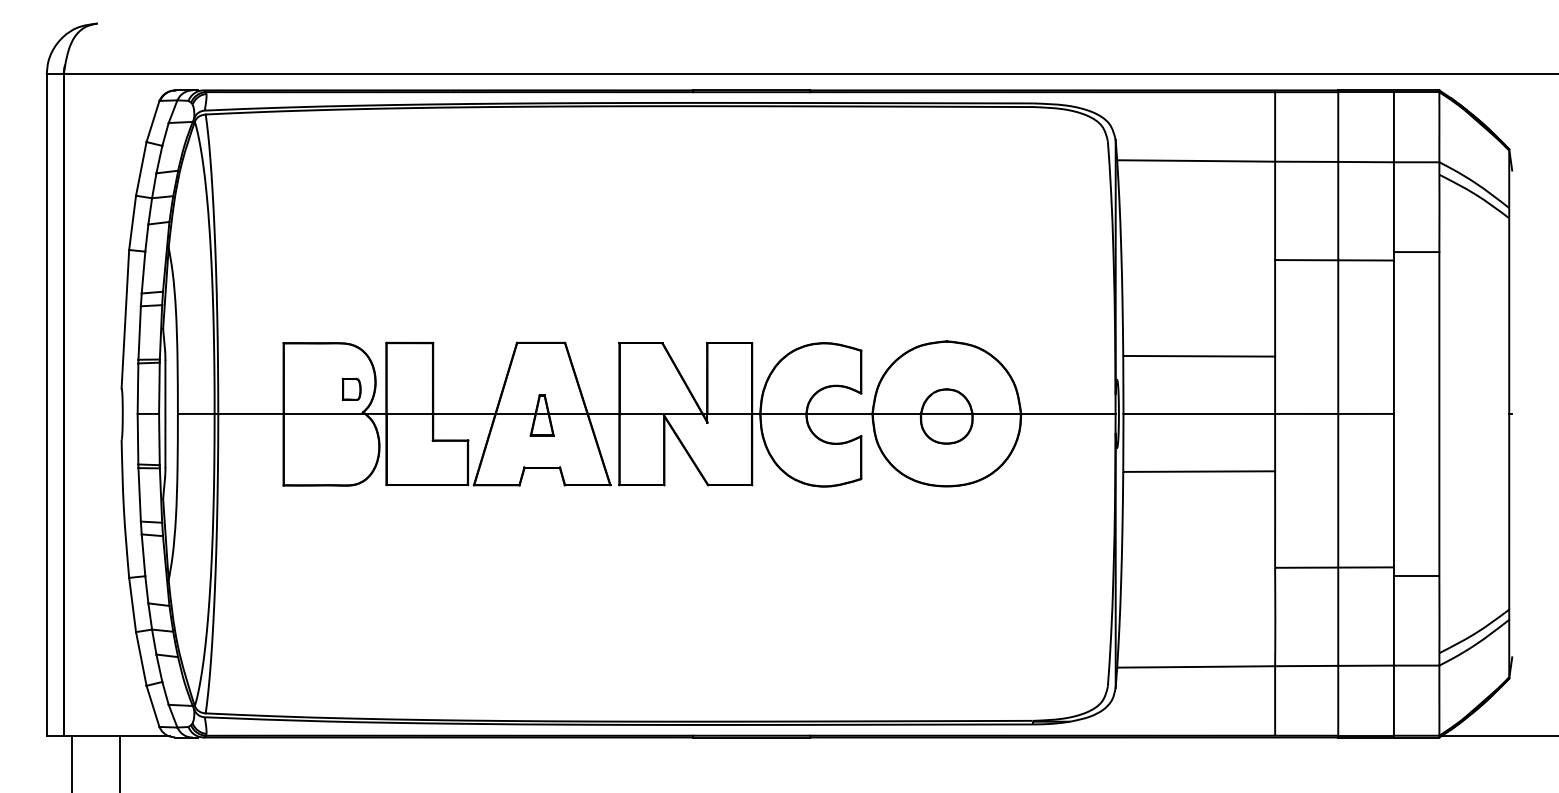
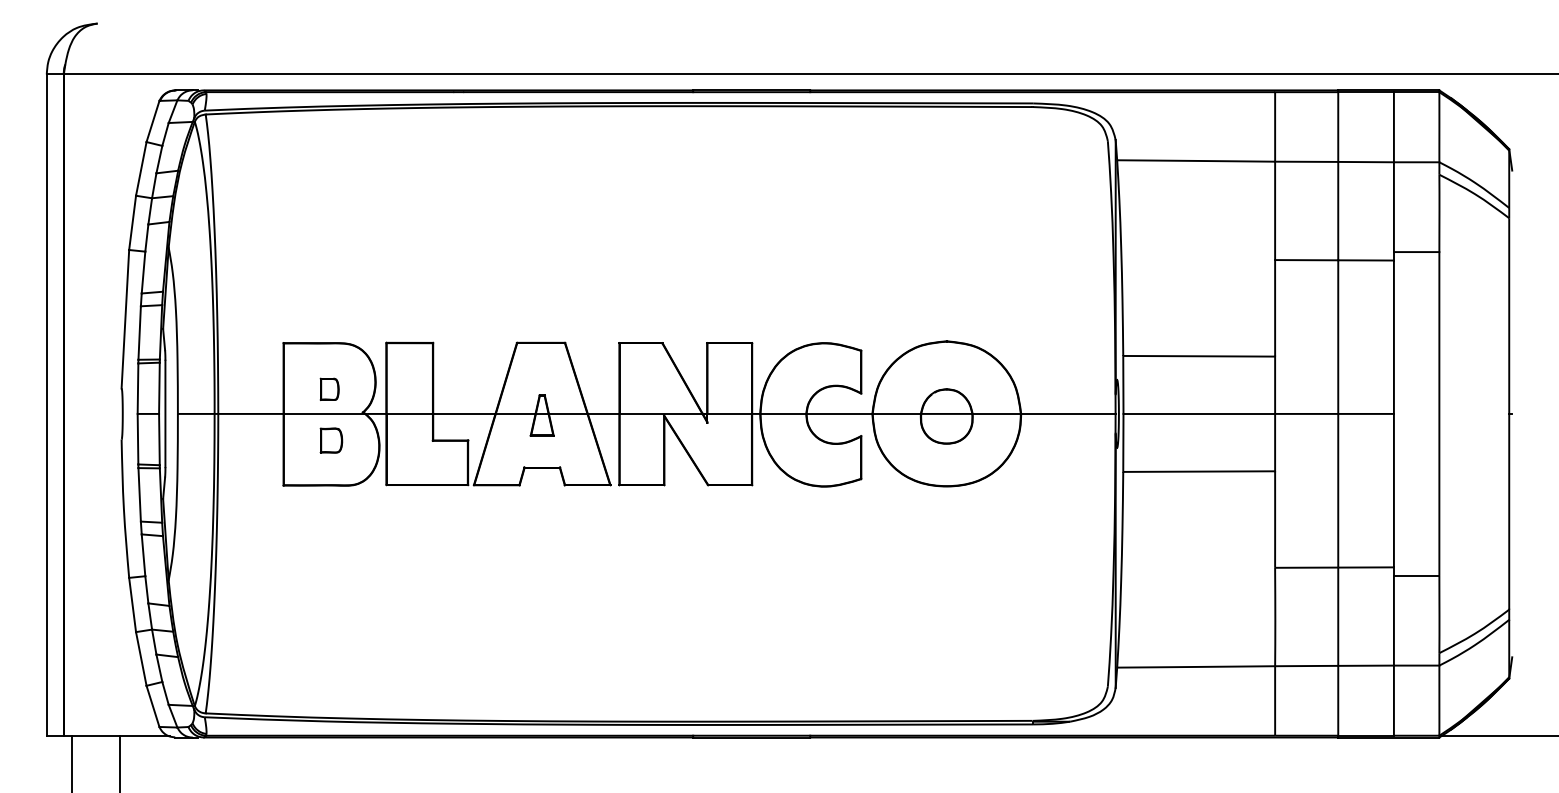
part position: (351, 388) -> (329, 388) (329, 388)
part: none -> present (331, 440)
